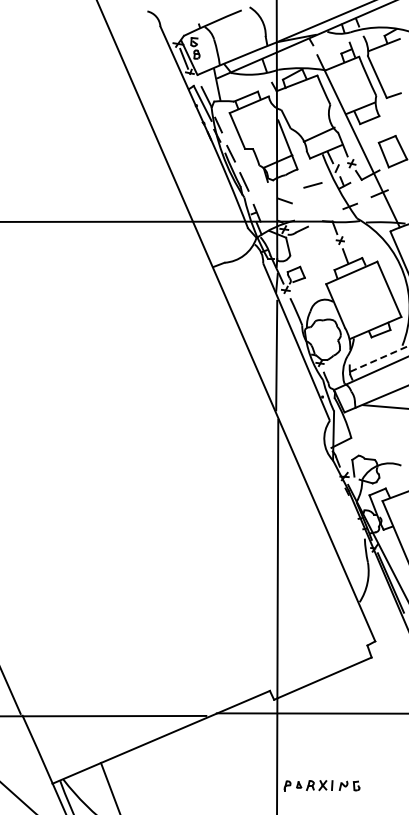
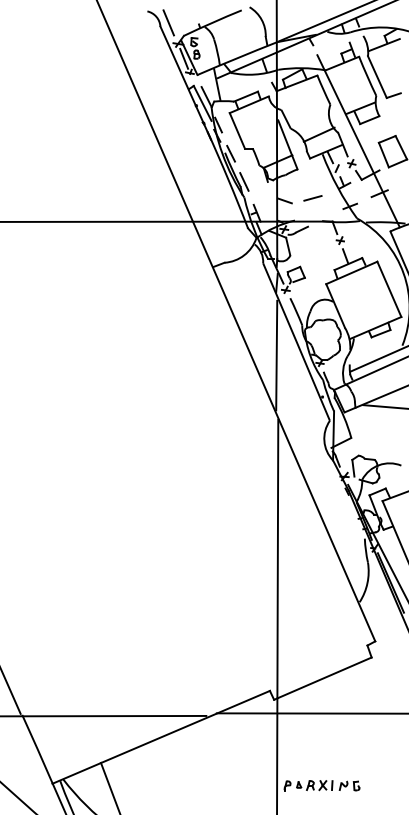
line: none -> present (168, 22)
line position: (312, 185) -> (312, 198) (312, 198)
line: dashed -> solid (379, 358)
